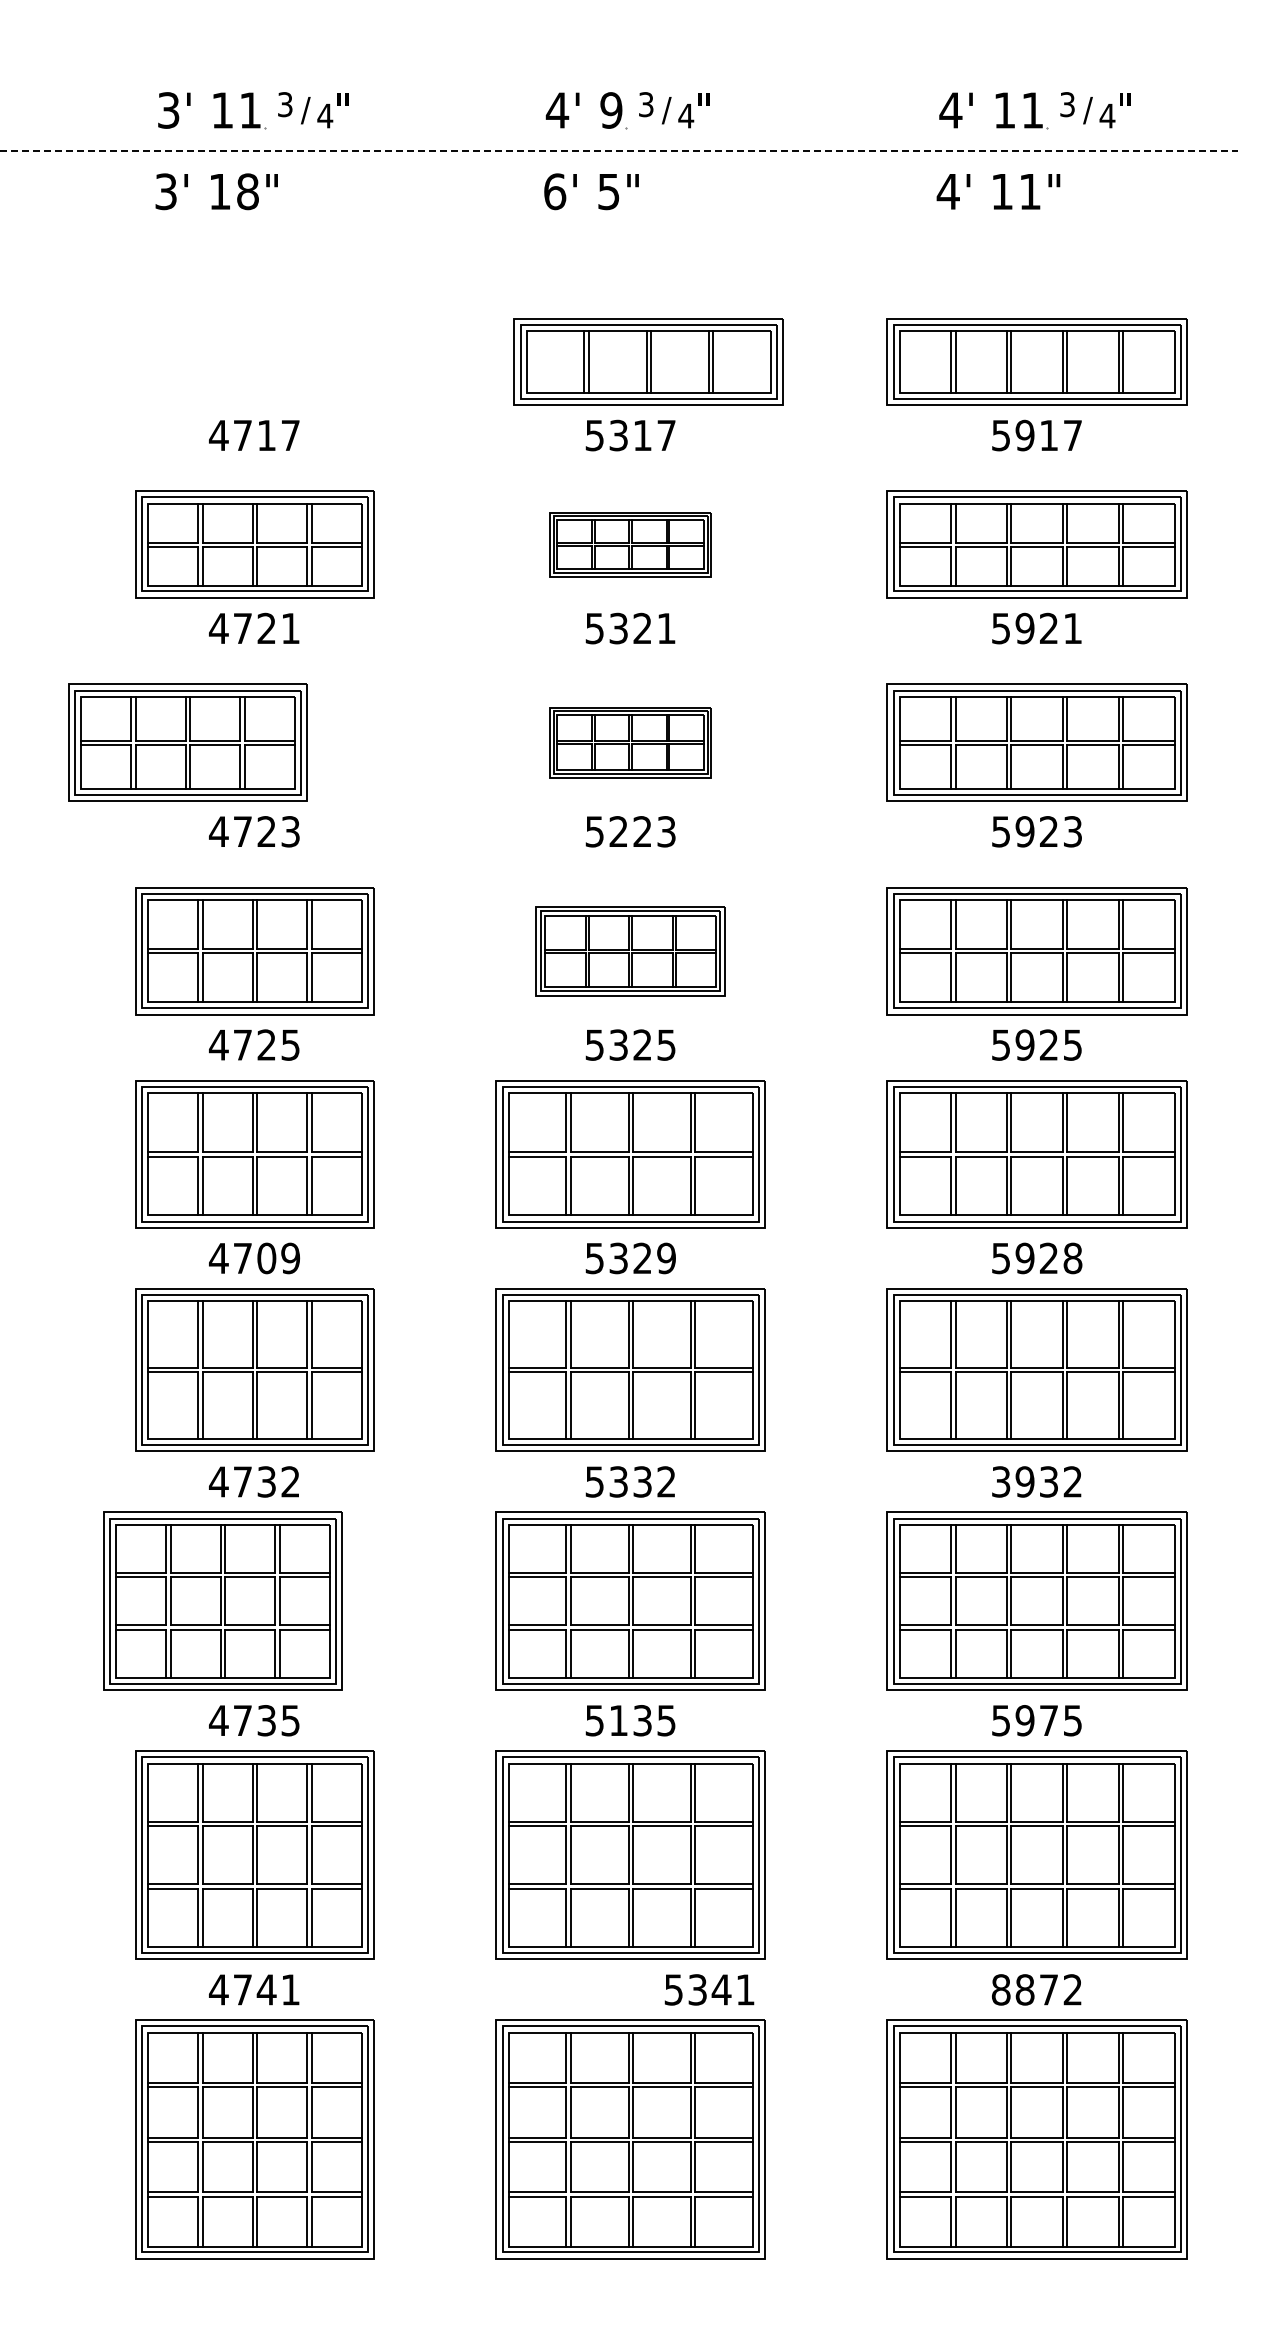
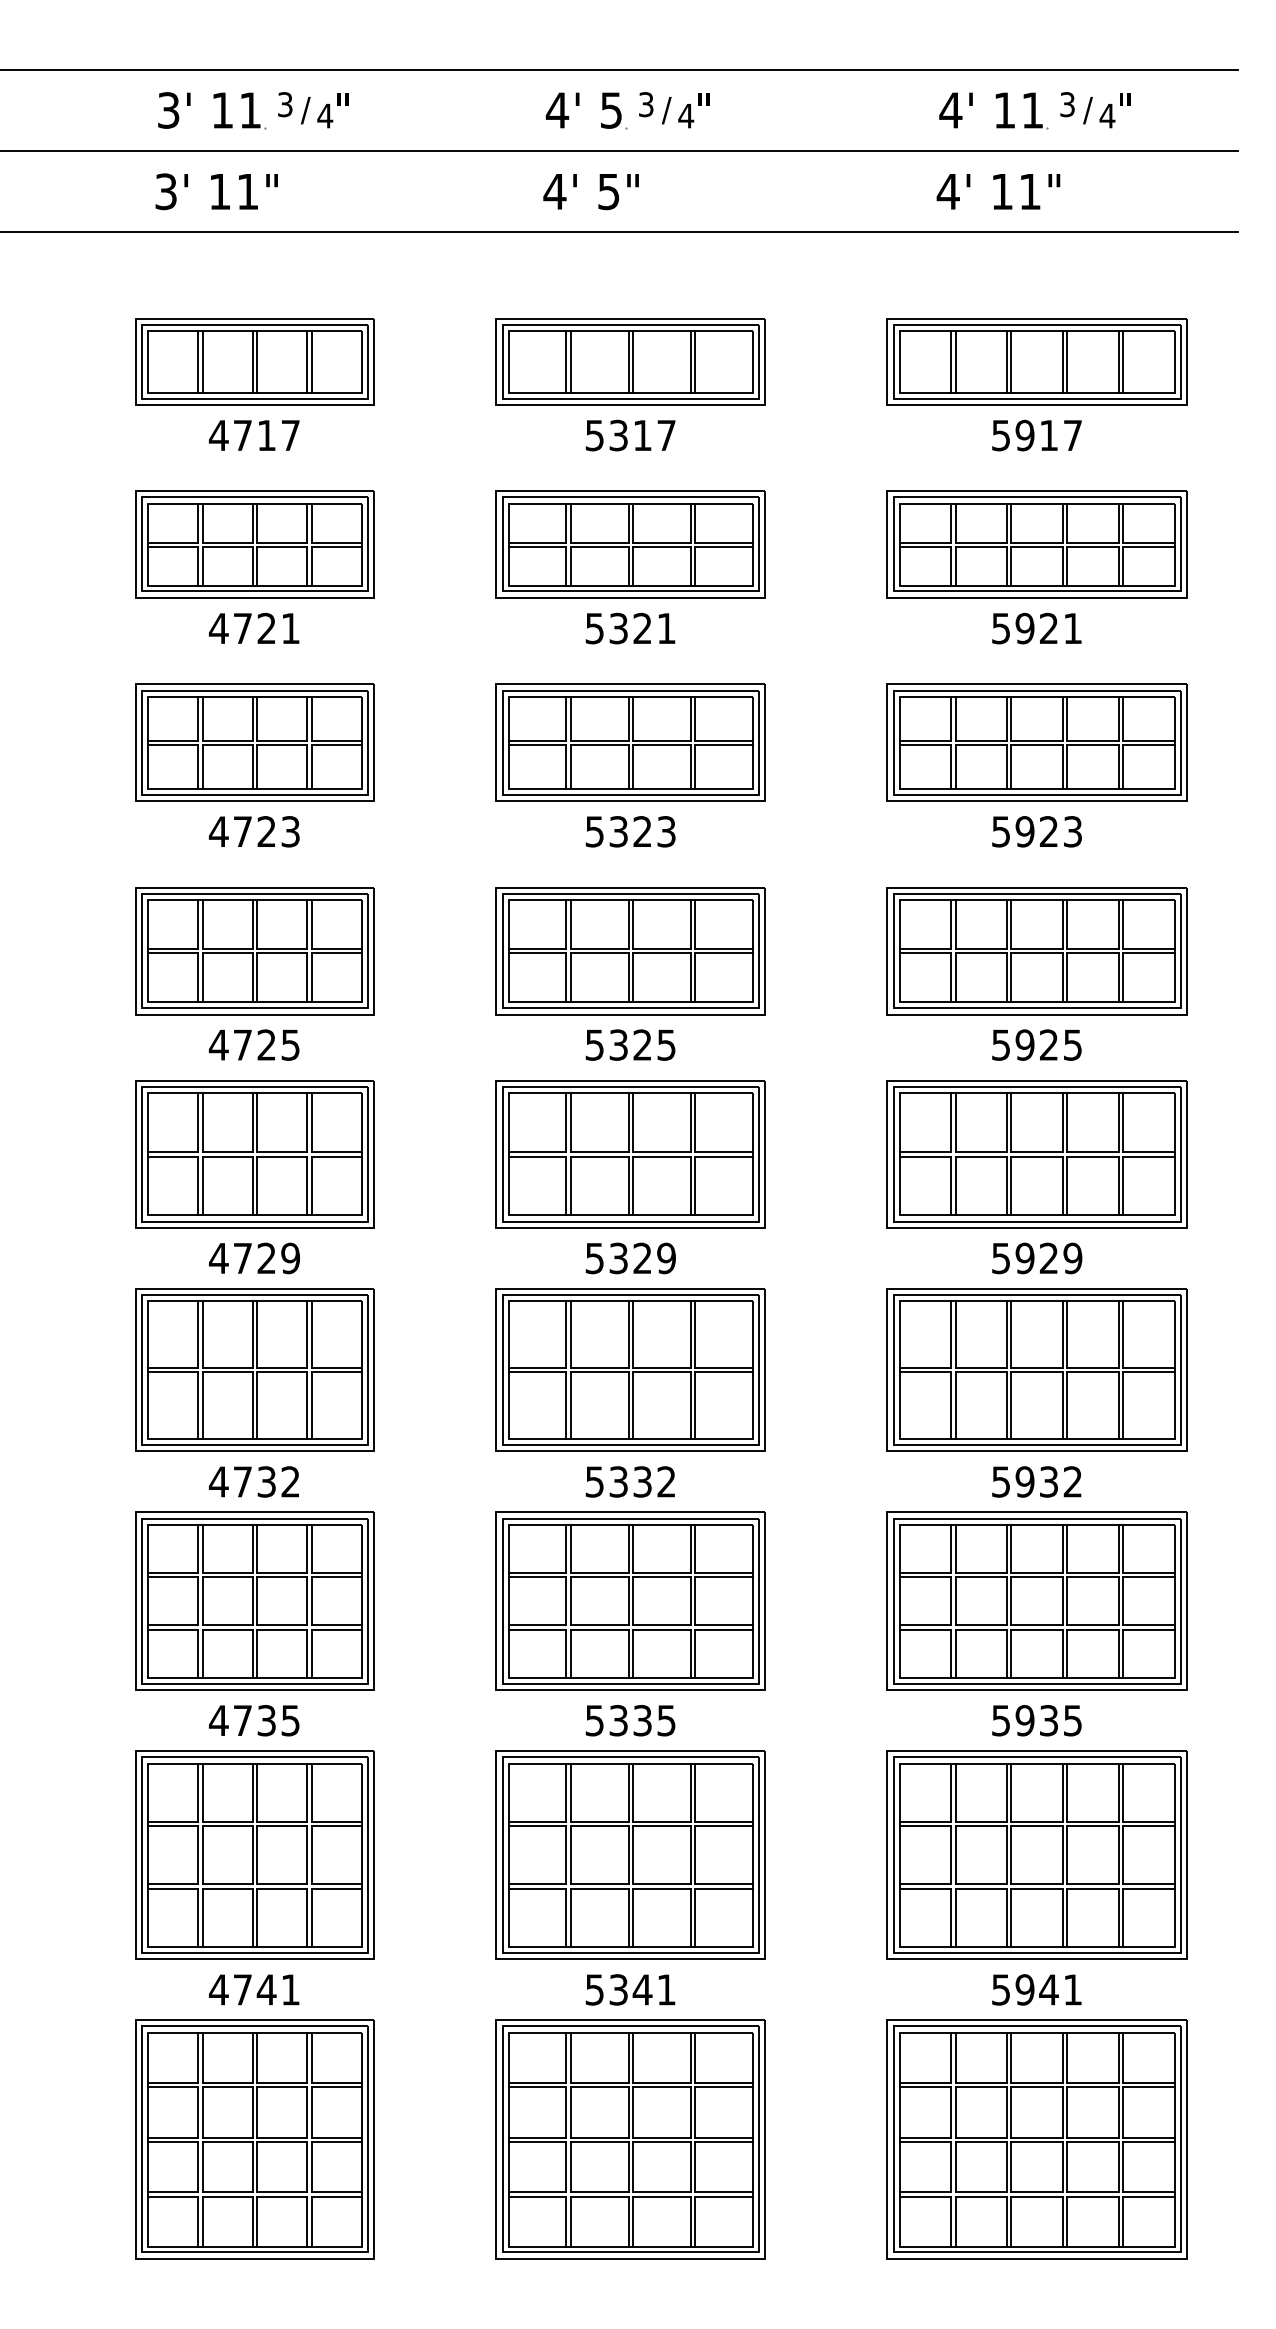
line: none -> present (619, 69)
text: 9 -> 5 (611, 110)
line: dashed -> solid (618, 151)
text: 18" -> 11" (247, 191)
text: 6' -> 4' (554, 191)
line: none -> present (619, 232)
part: none -> present (254, 361)
part position: (648, 361) -> (630, 361) (630, 361)
part size: 163x66 px -> 271x109 px (630, 544)
part position: (187, 742) -> (254, 742) (254, 742)
part size: 163x72 px -> 271x119 px (630, 742)
text: 5223 -> 5323 (618, 831)
part size: 191x91 px -> 271x129 px (630, 951)
text: 4709 -> 4729 (266, 1258)
text: 5928 -> 5929 (1072, 1258)
text: 3932 -> 5932 (1001, 1481)
part position: (222, 1600) -> (254, 1600) (254, 1600)
text: 5135 -> 5335 (618, 1720)
text: 5975 -> 5935 (1048, 1720)
text position: (709, 1989) -> (630, 1989) (630, 1989)
text: 8872 -> 5941 (1036, 1989)
